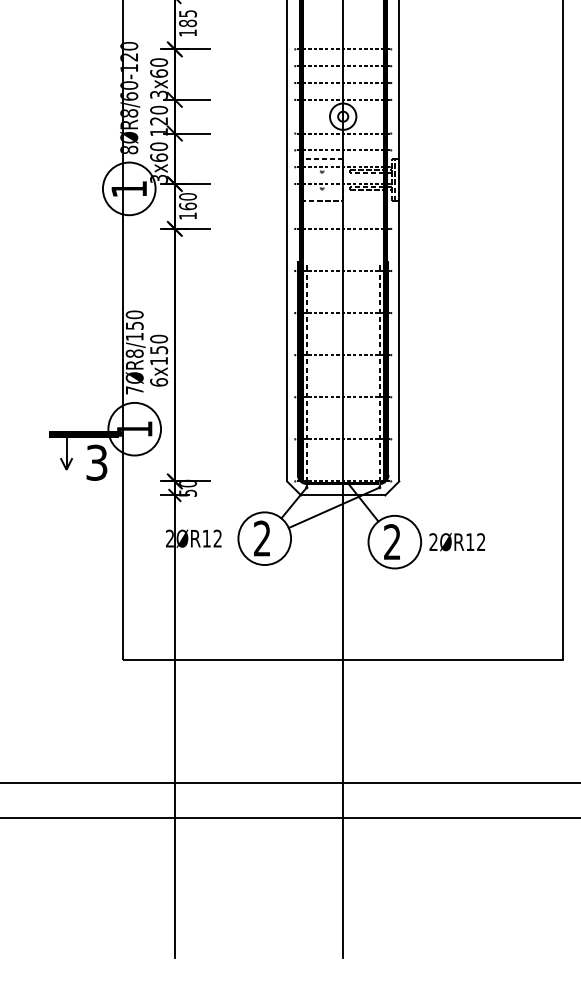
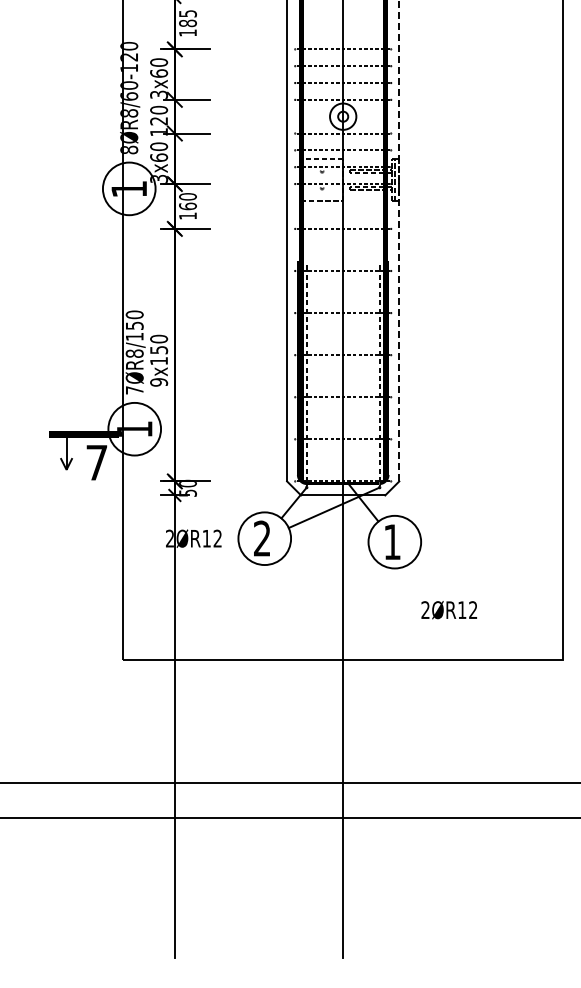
line: solid -> dashed (399, 240)
text: 6x150 -> 9x150 (159, 382)
text: 3 -> 7 (96, 462)
text: 2 -> 1 (392, 541)
text position: (456, 542) -> (448, 610) (448, 610)
